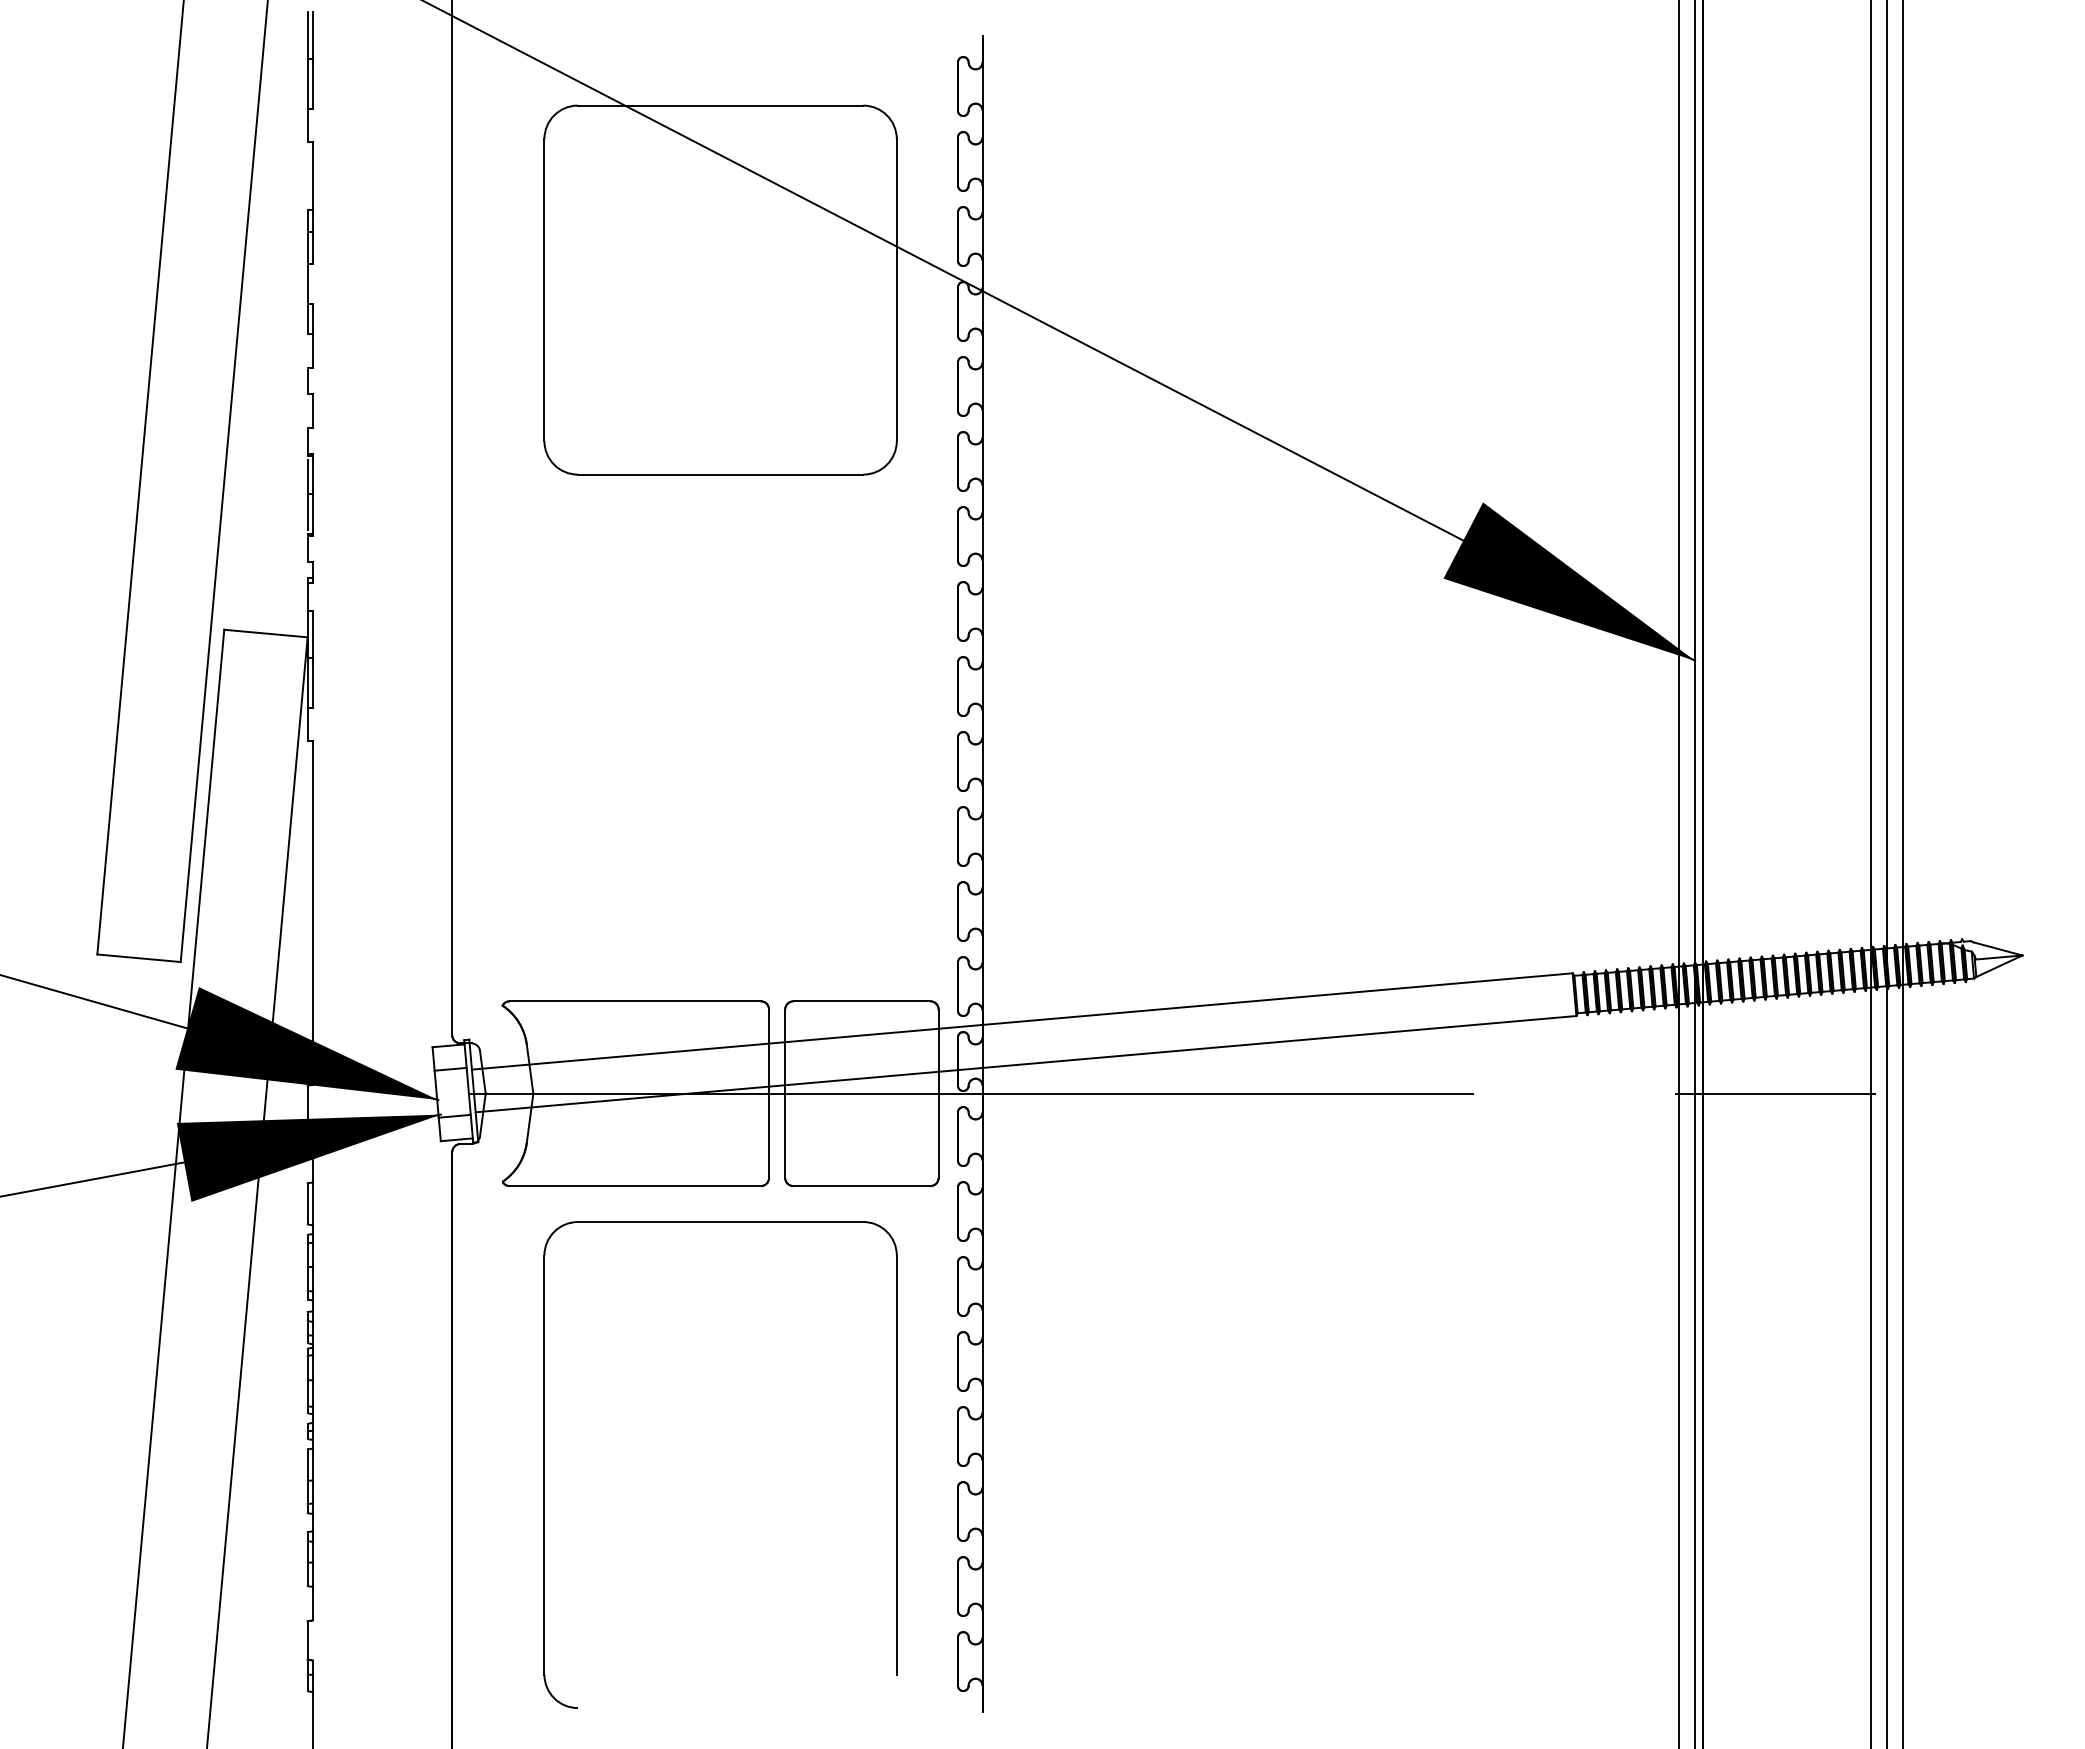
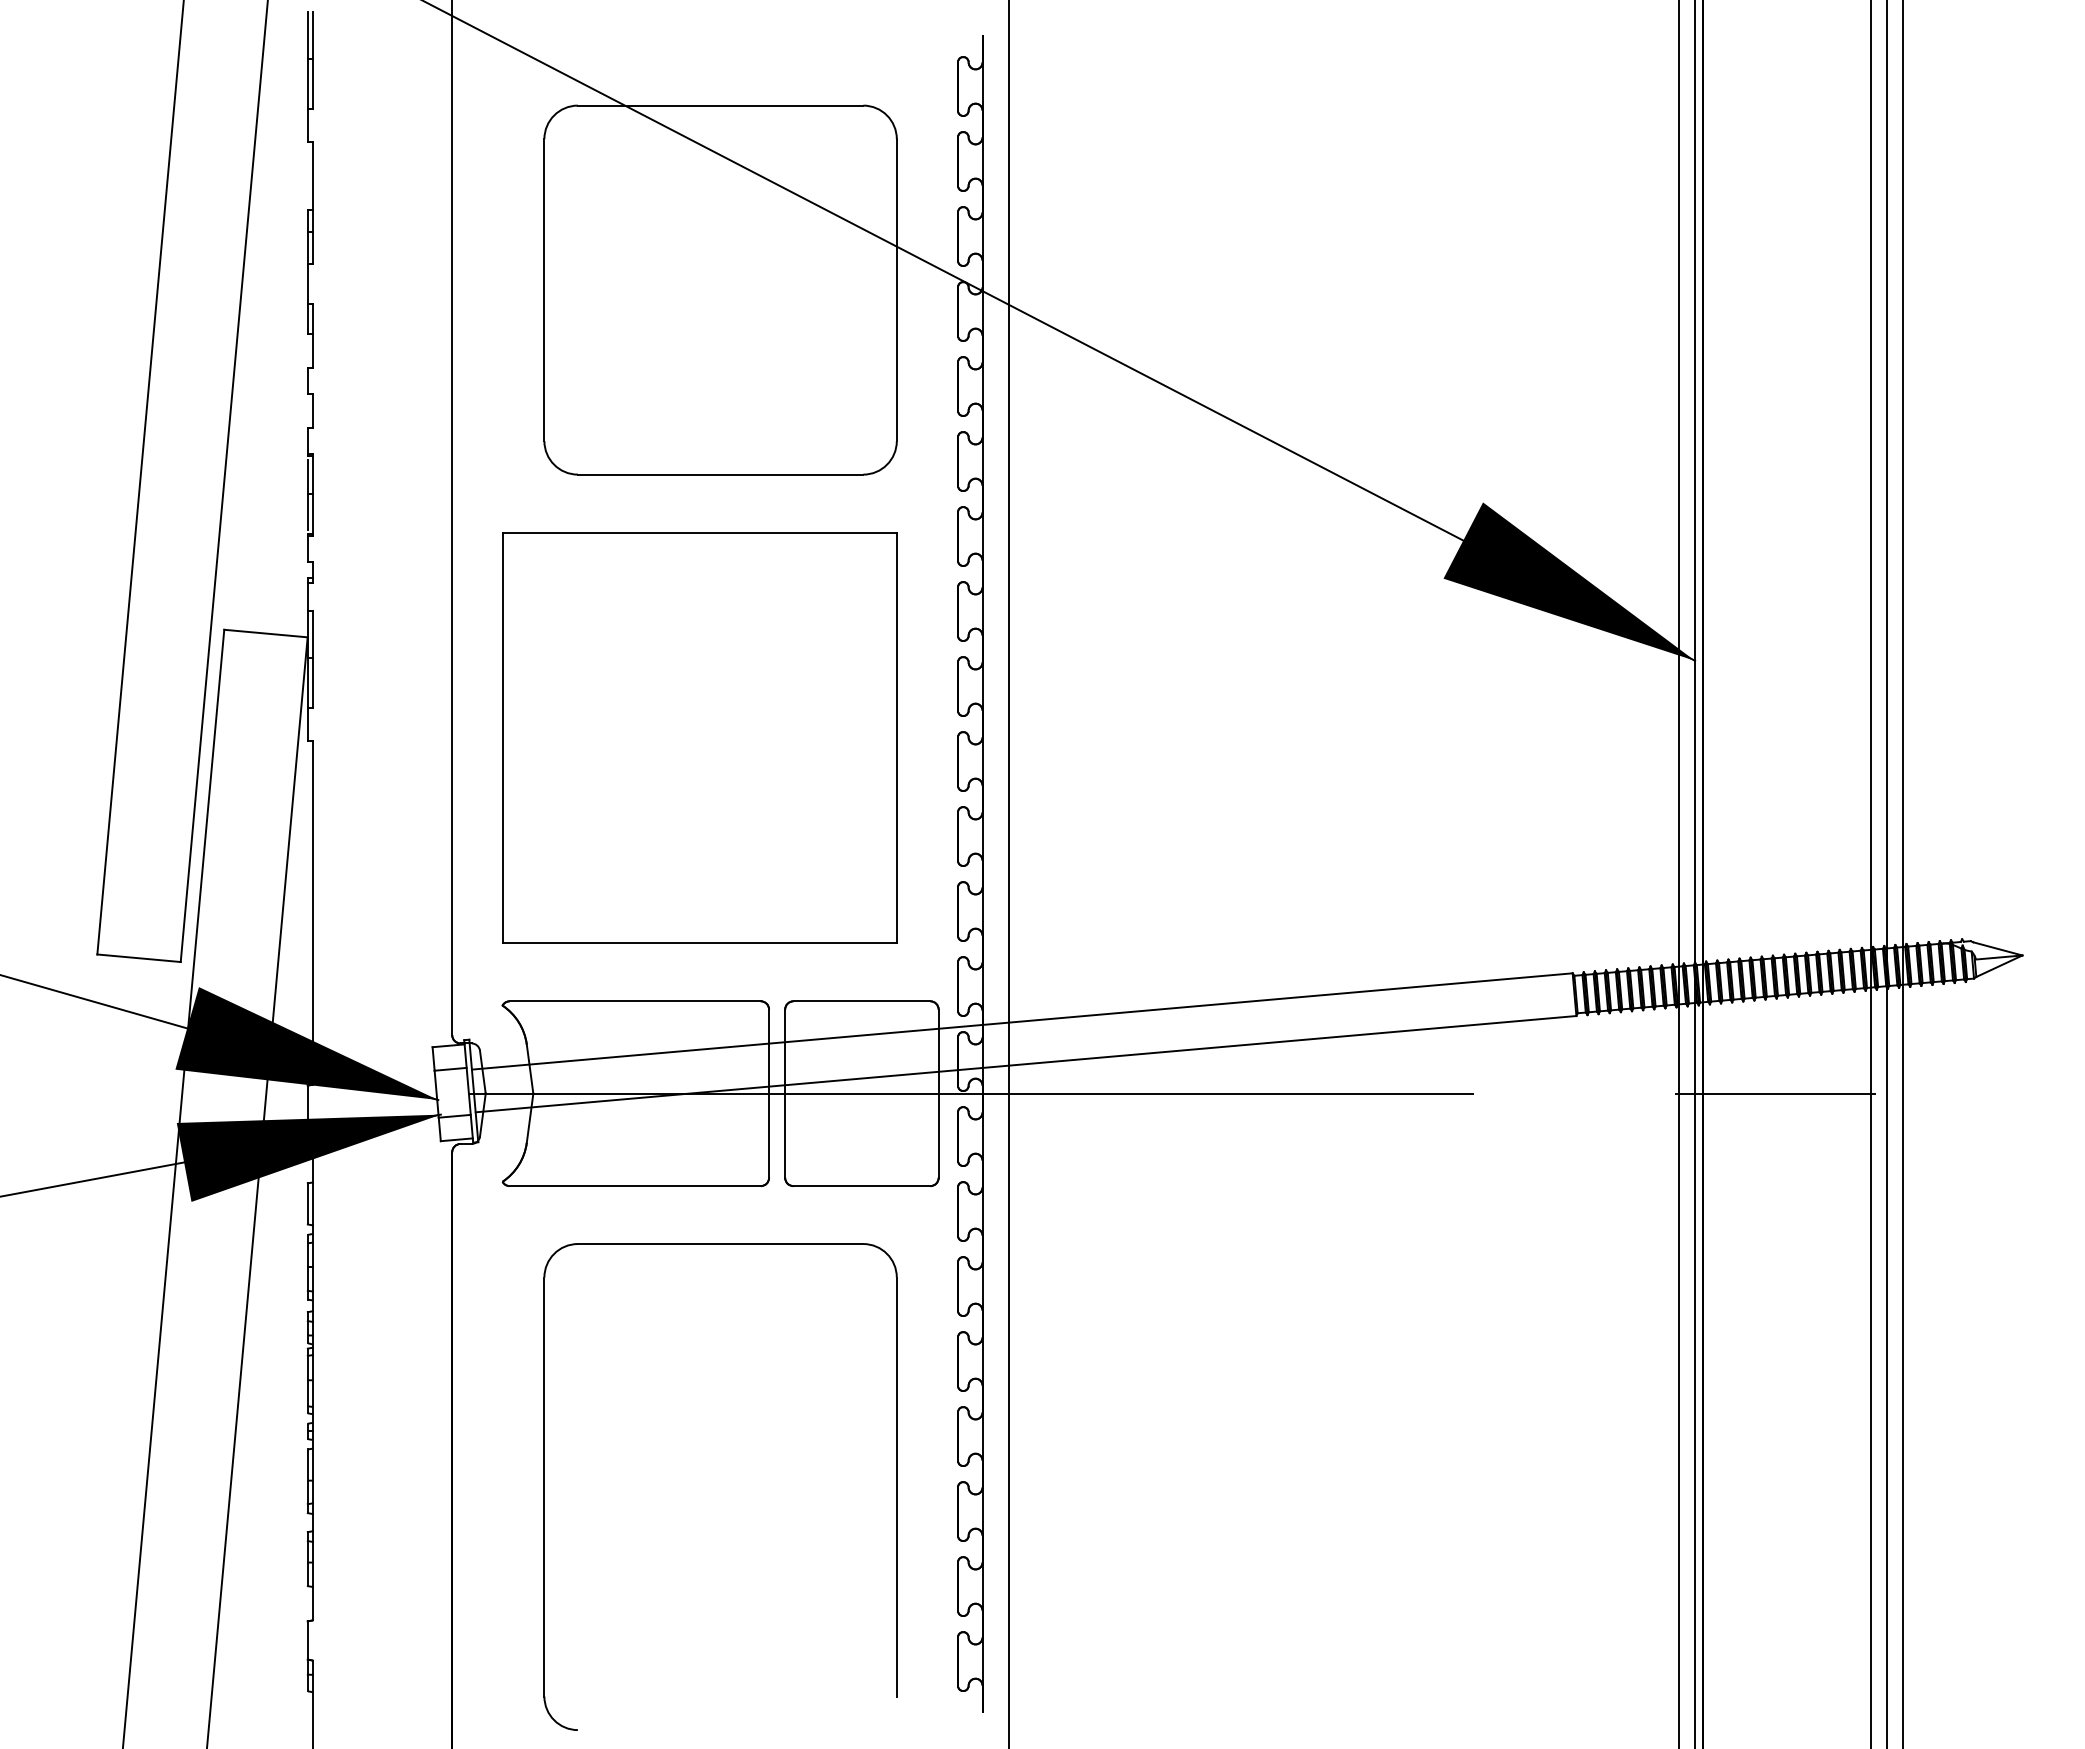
part: none -> present (699, 737)
line: none -> present (1009, 873)
part position: (544, 1464) -> (544, 1486) (544, 1486)
